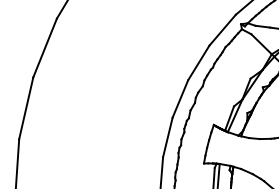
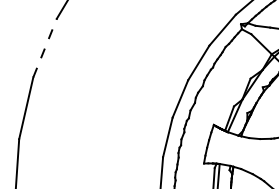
line: solid -> dashed (45, 48)
